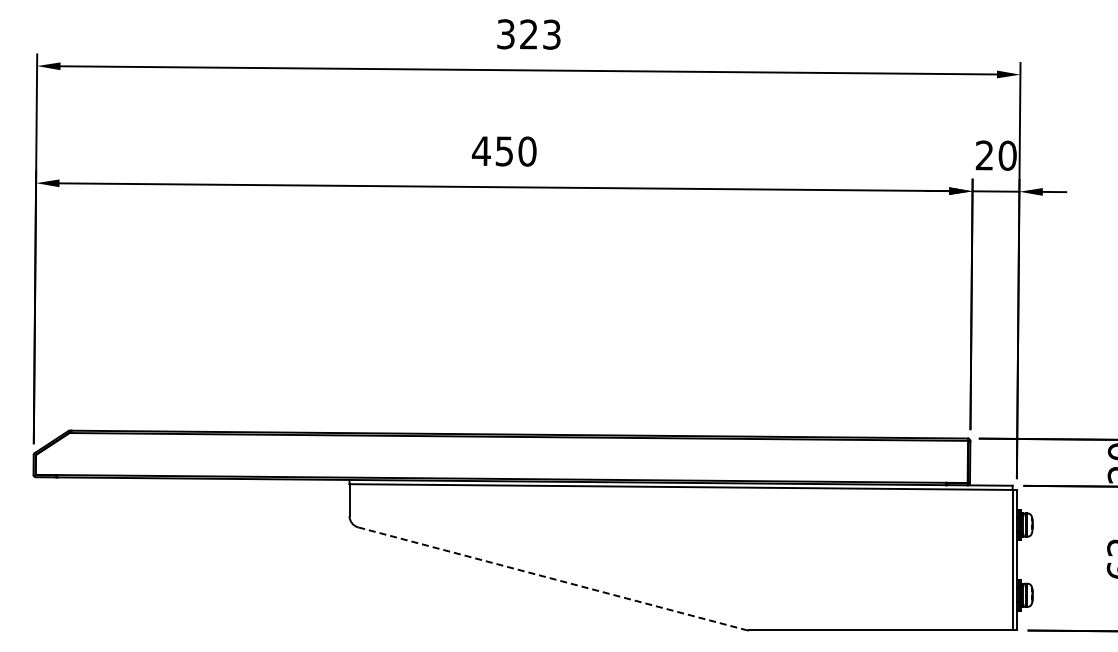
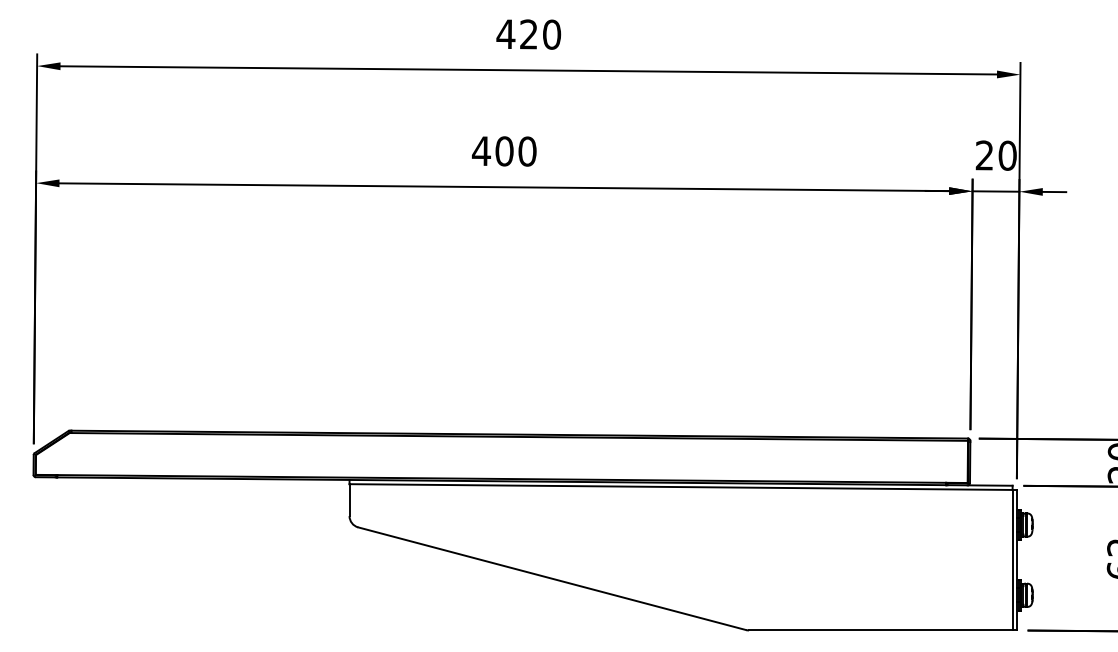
text: 323 -> 420 (528, 34)
text: 450 -> 400 (504, 151)
line: dashed -> solid (552, 578)
